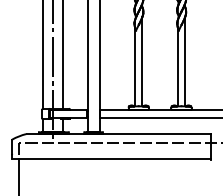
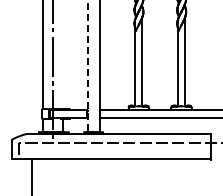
line: present -> none (63, 55)
line: solid -> dashed (87, 66)
line position: (19, 175) -> (32, 175) (32, 175)
